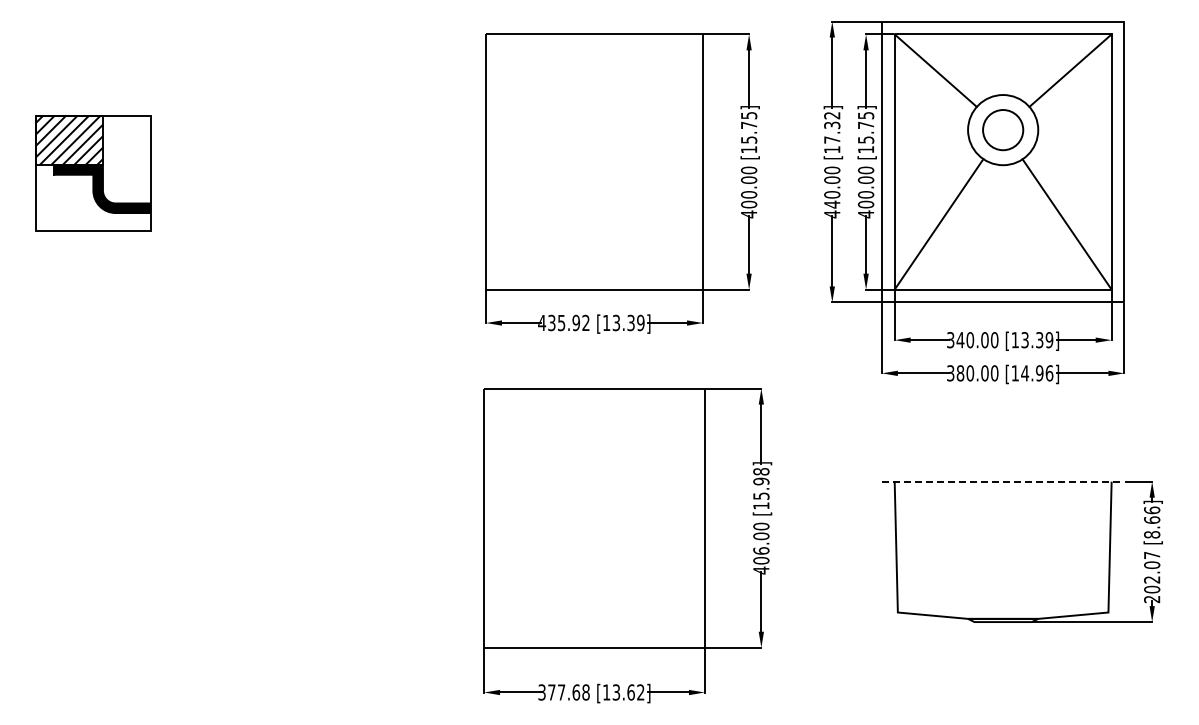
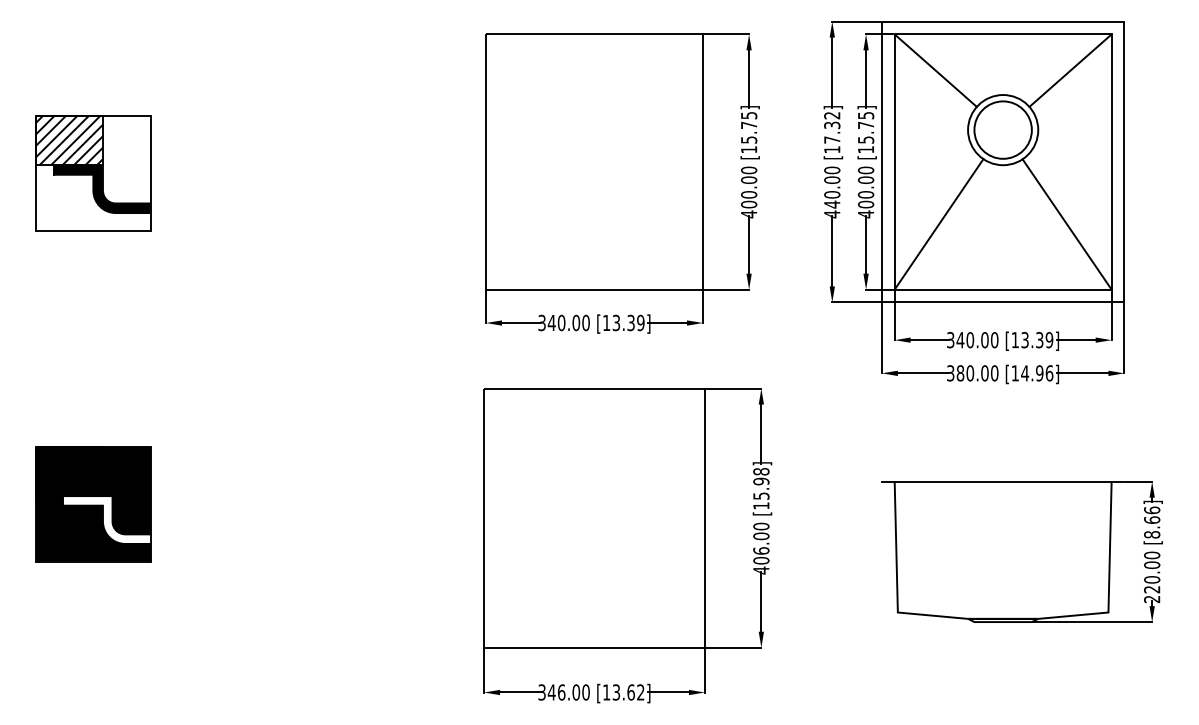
circle diameter: 40 px -> 57 px (1002, 129)
text: 435.92 -> 340.00 (563, 322)
line: dashed -> solid (1003, 481)
part: none -> present (93, 504)
text: 202.07 -> 220.00 (1152, 572)
text: 377.68 -> 346.00 (568, 692)
